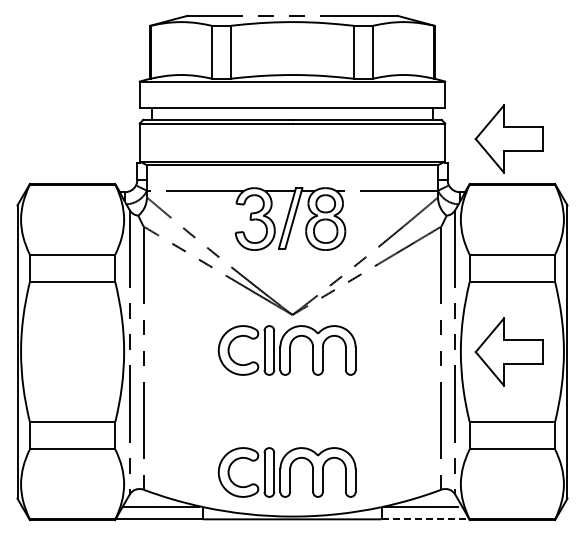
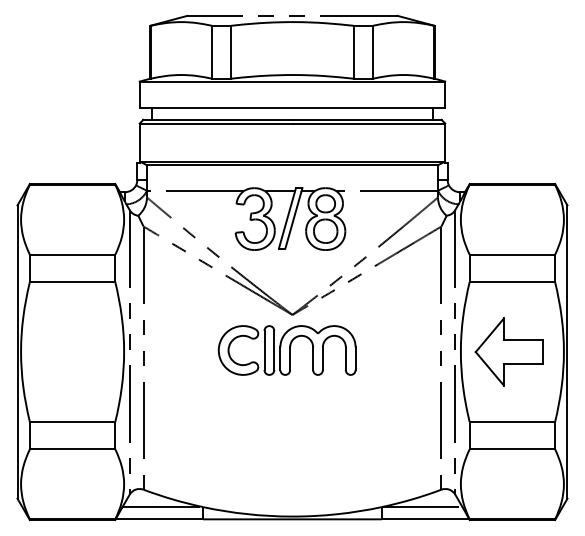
part: present -> none (508, 138)
part: present -> none (286, 472)
line: dashed -> solid (425, 519)
